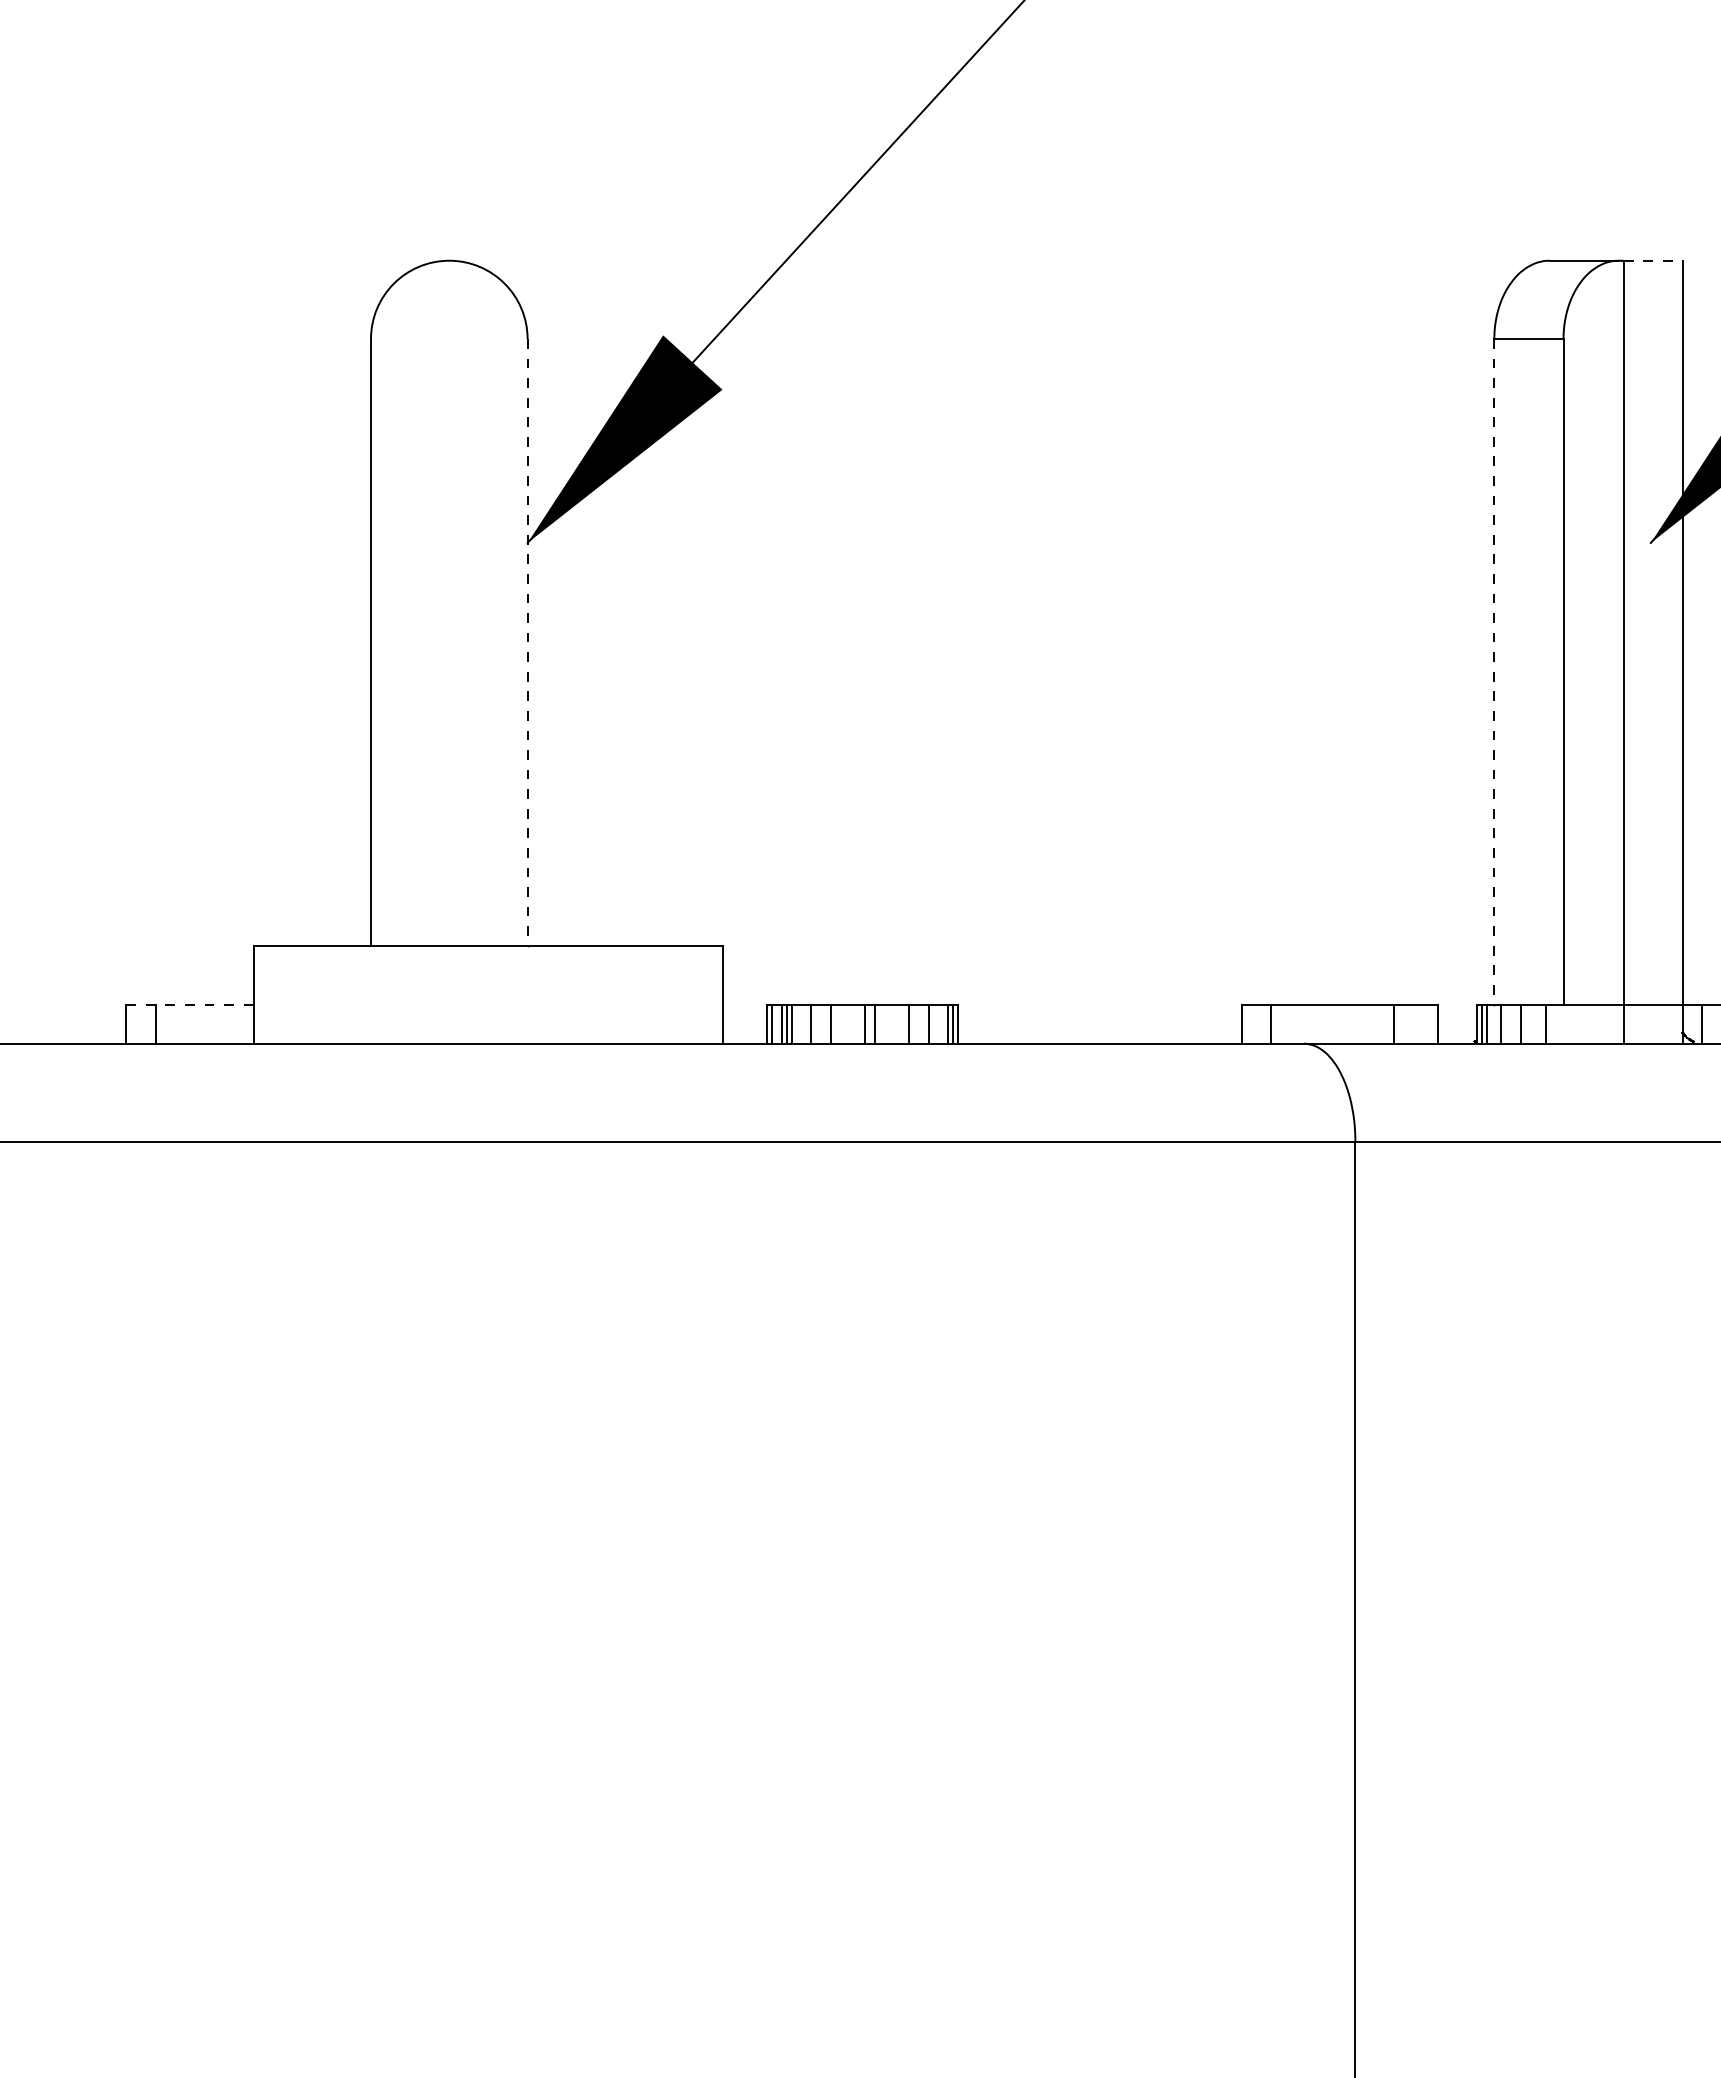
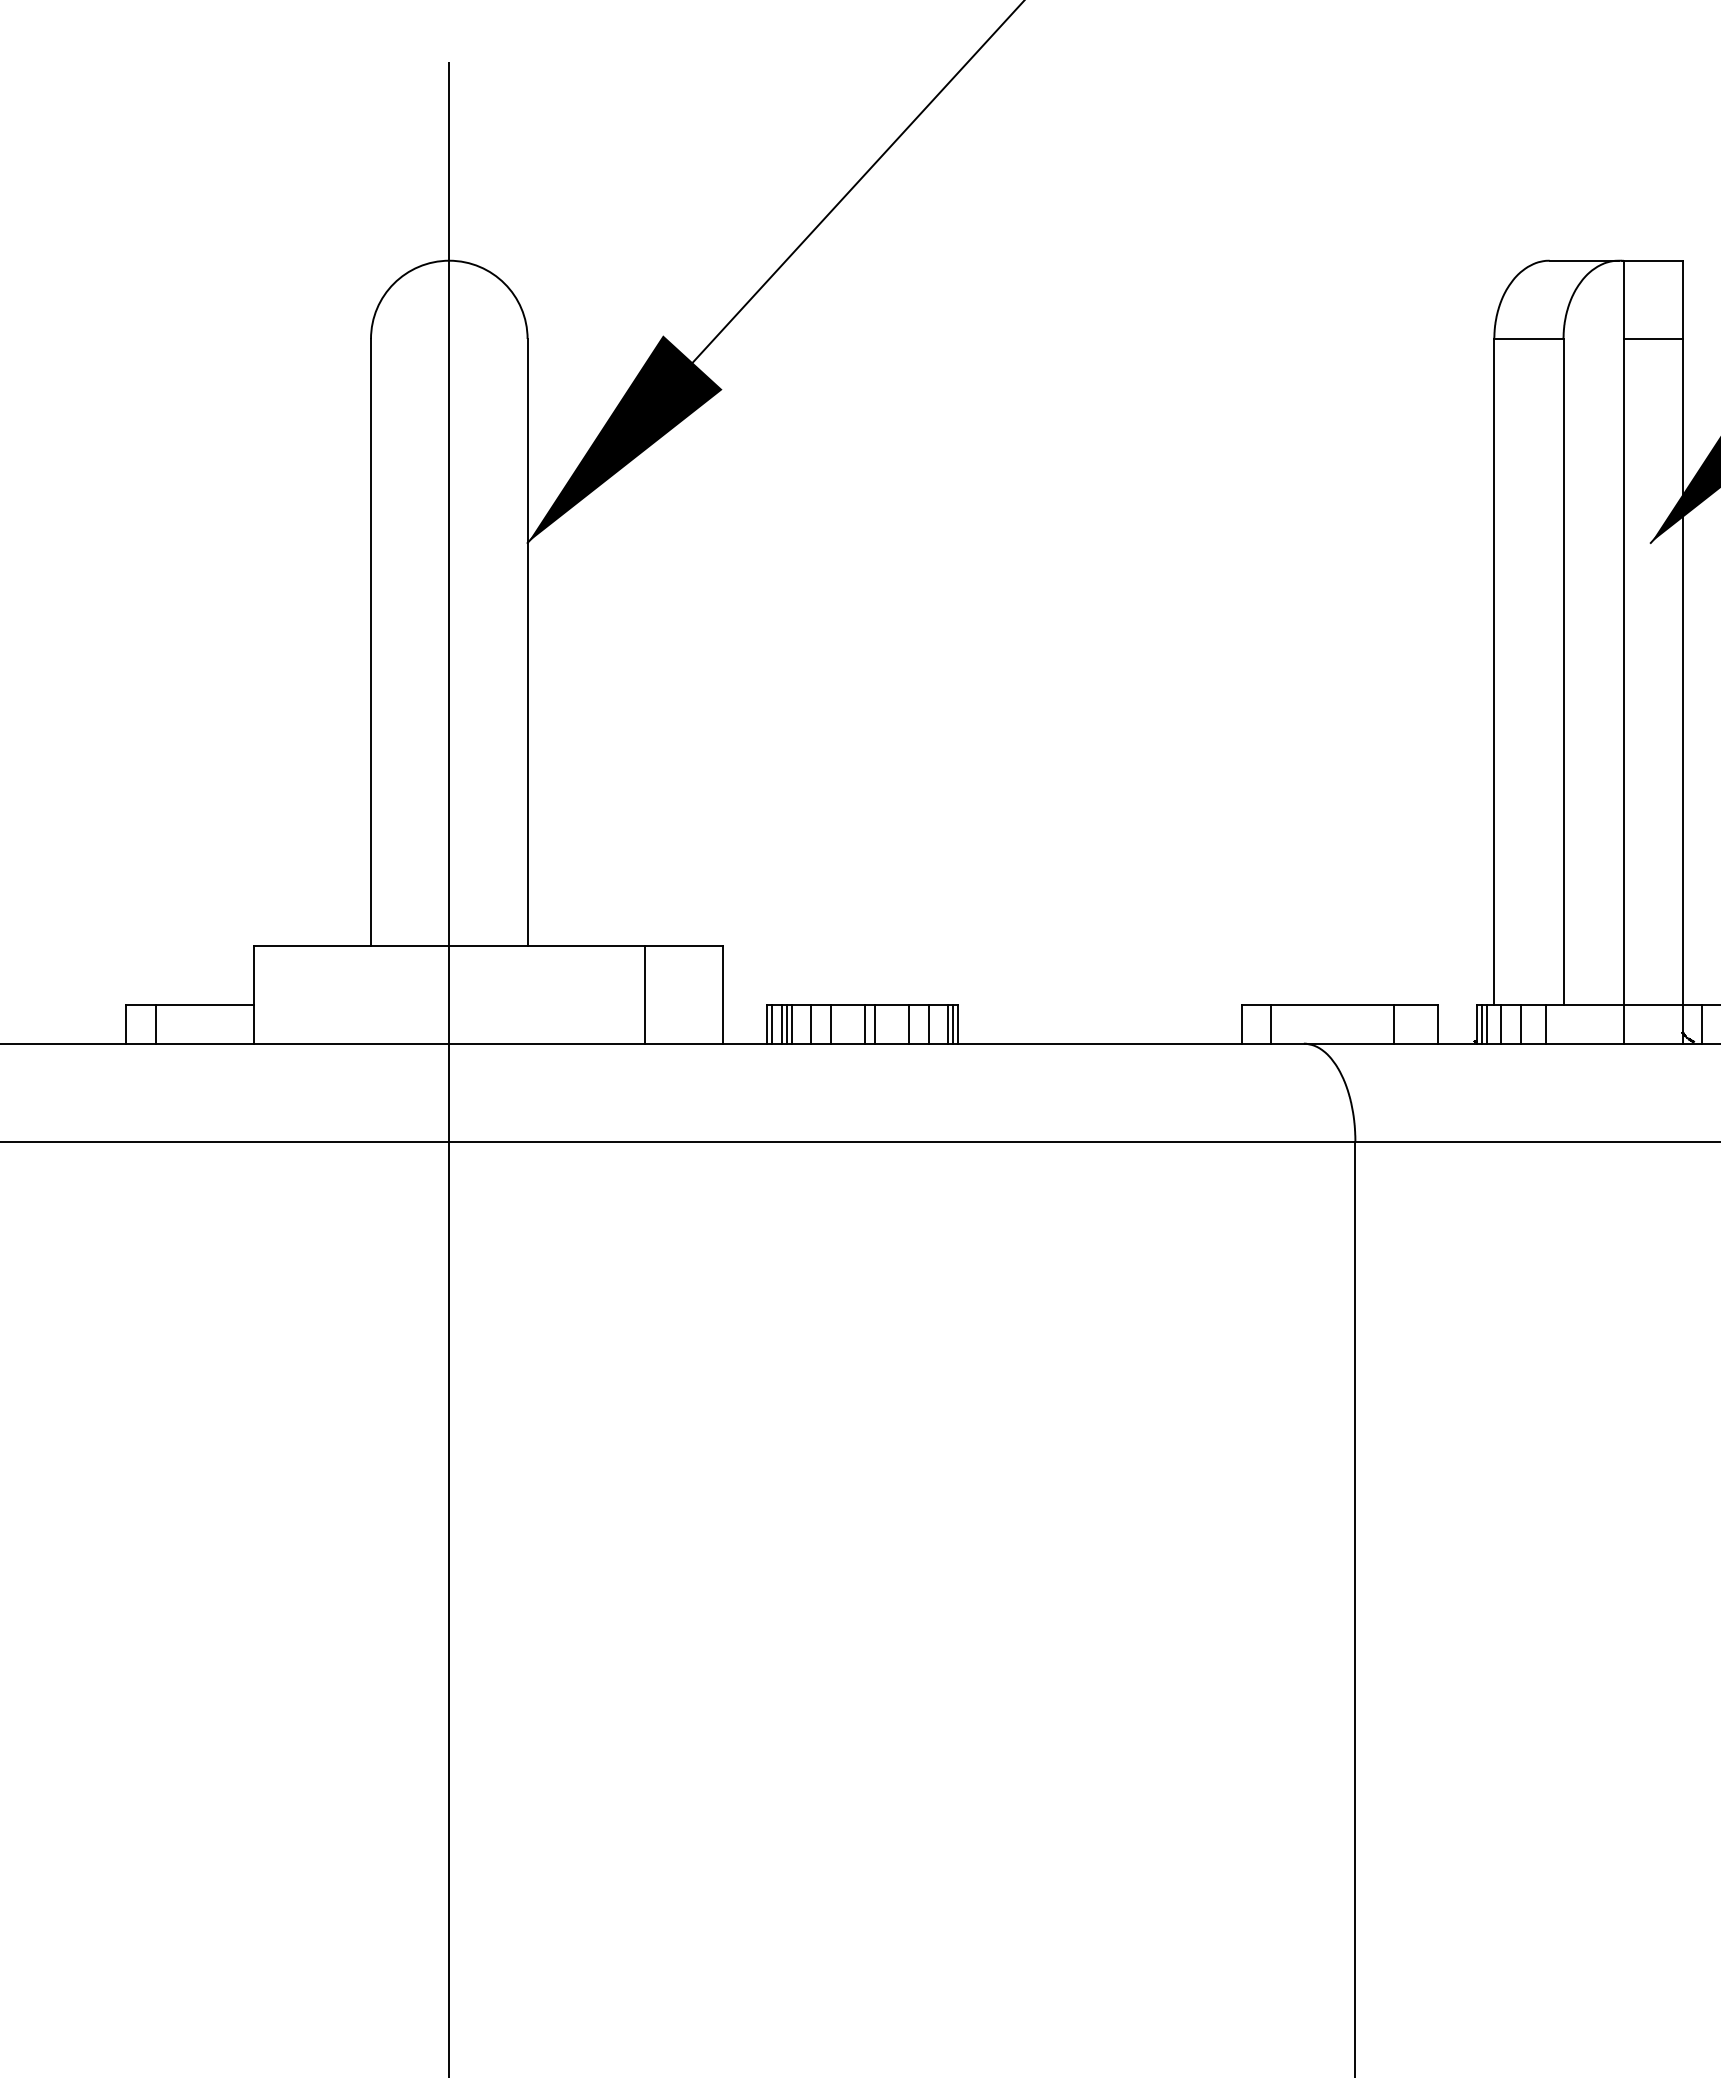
line: dashed -> solid (1653, 260)
line: none -> present (1652, 339)
line: dashed -> solid (527, 642)
line: dashed -> solid (1494, 671)
line: none -> present (645, 994)
line: dashed -> solid (189, 1004)
line: none -> present (449, 1068)
